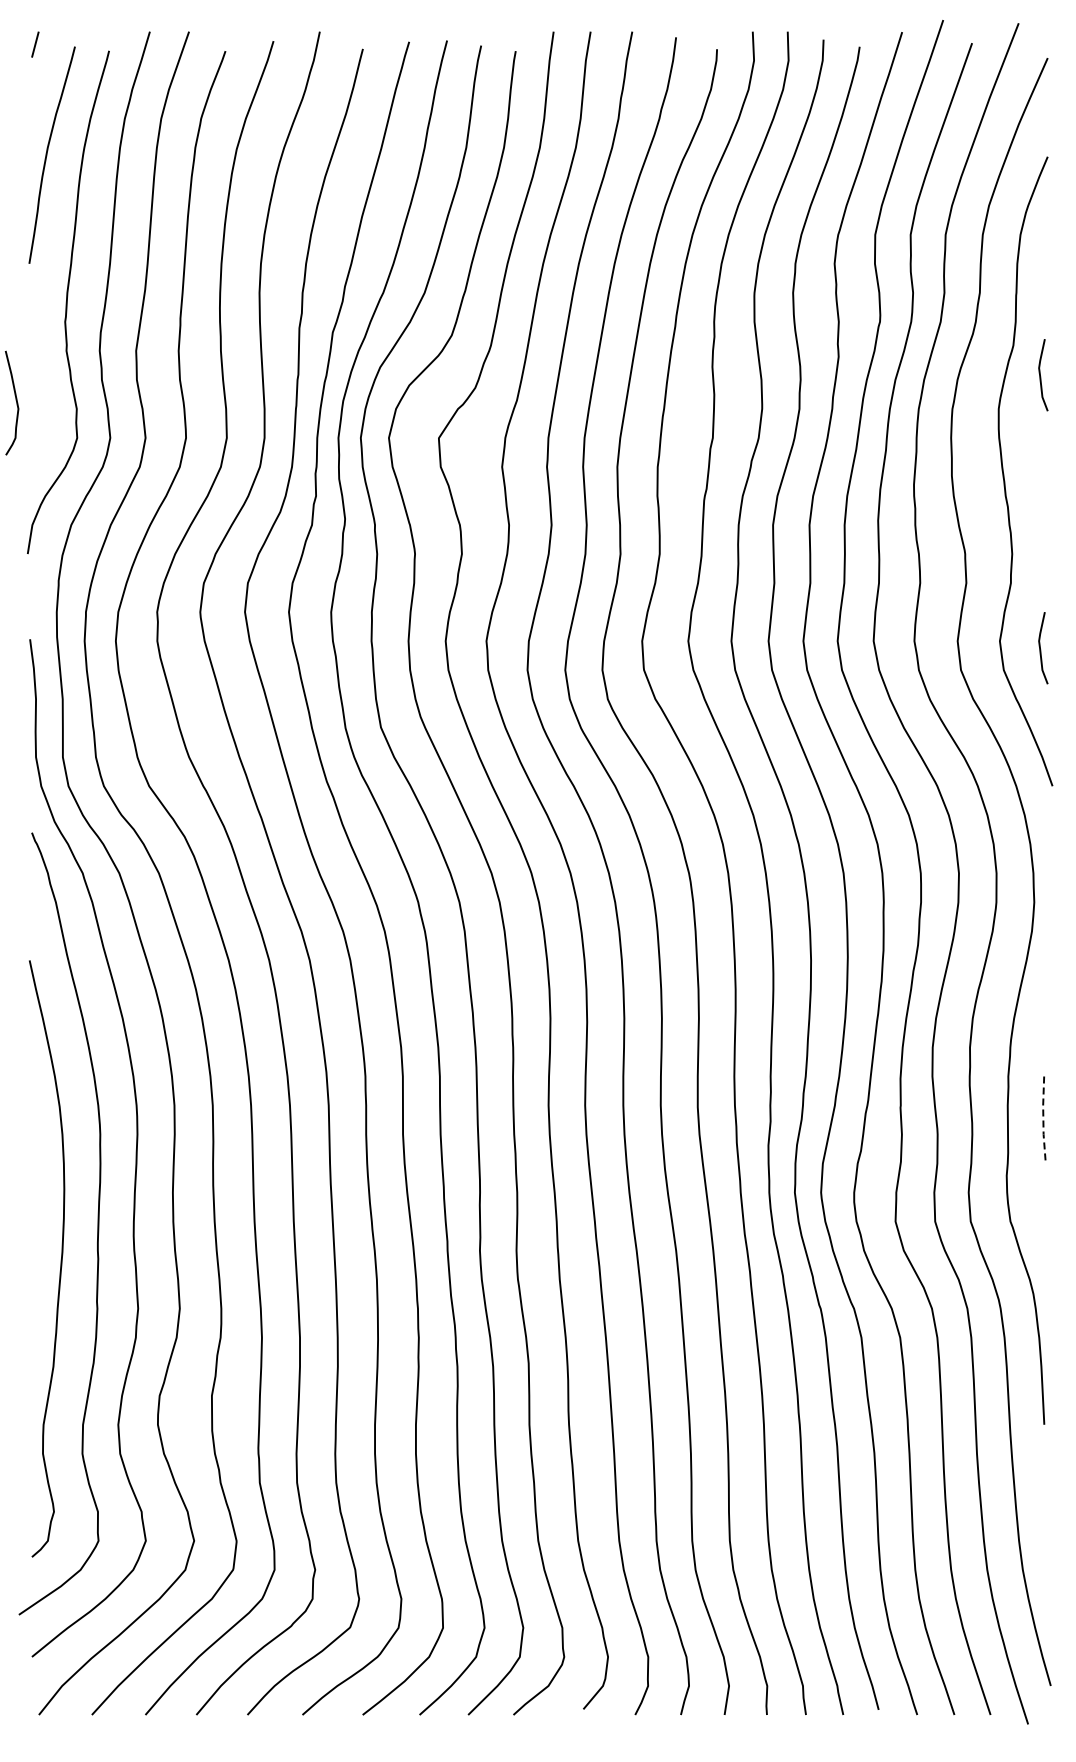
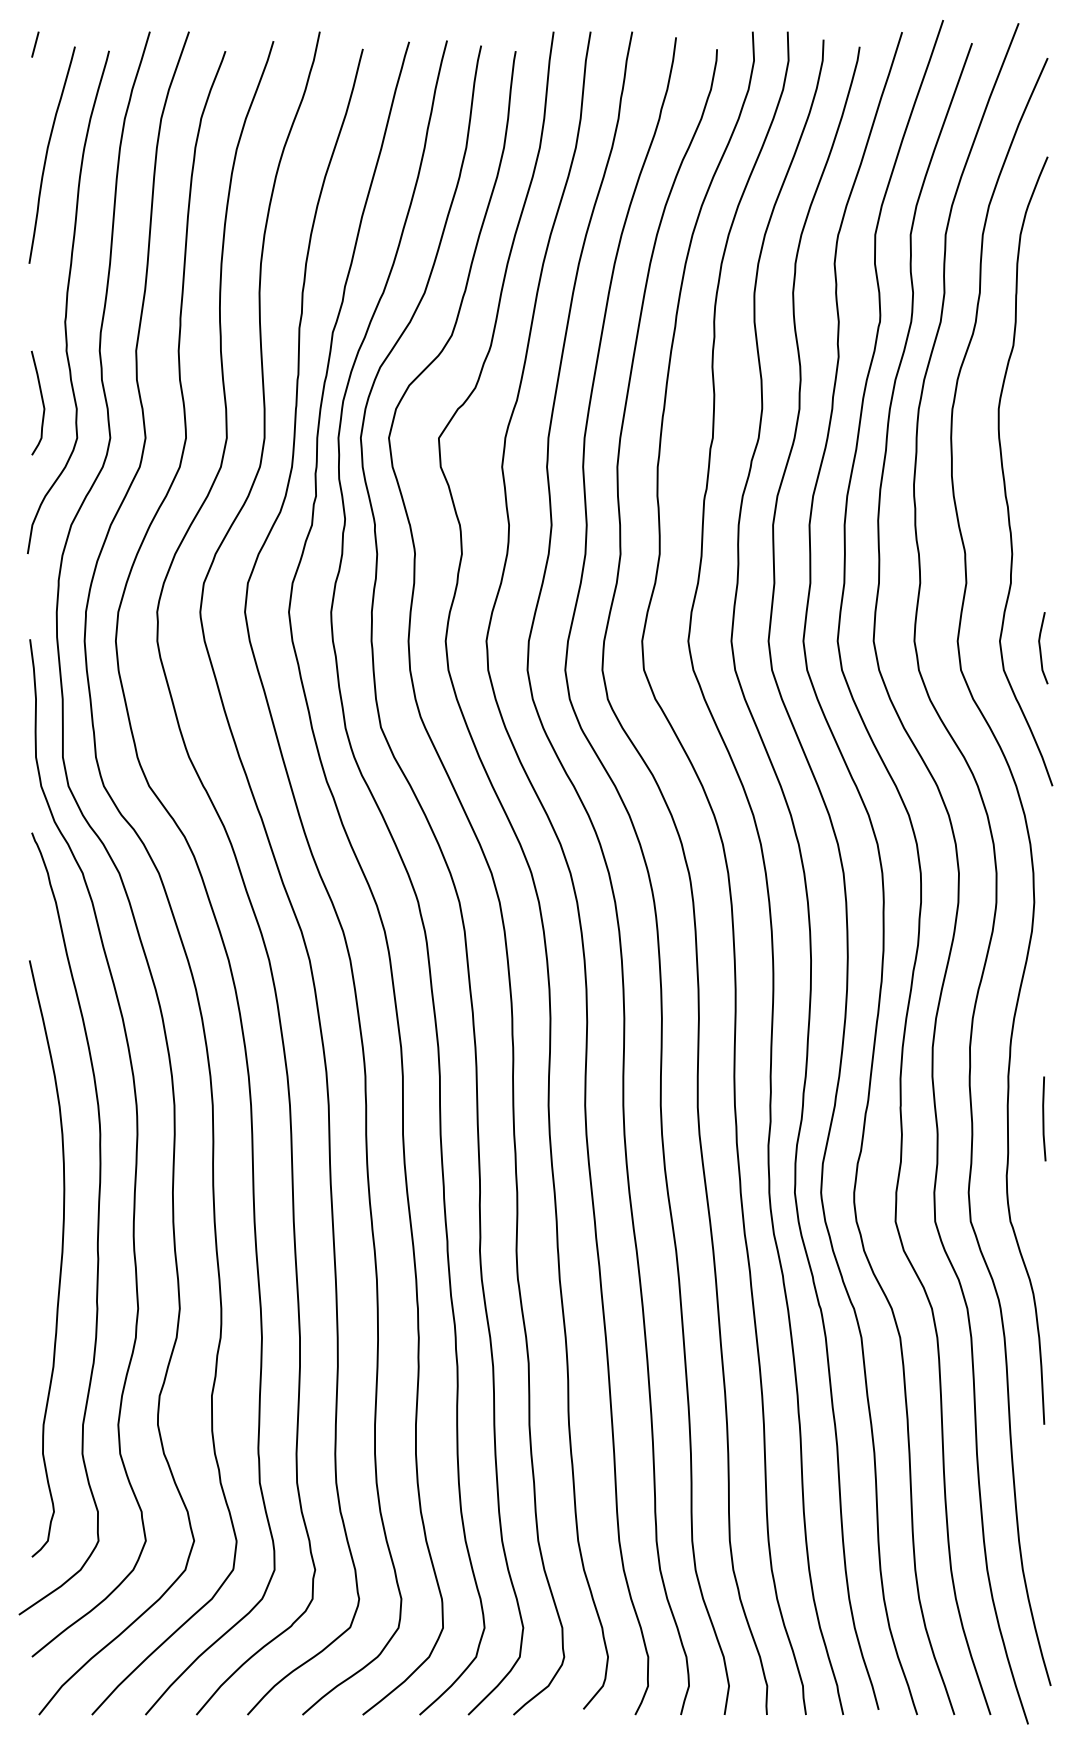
curve: present -> none (1041, 376)
curve position: (15, 400) -> (41, 400) (41, 400)
line: dashed -> solid (1043, 1119)
